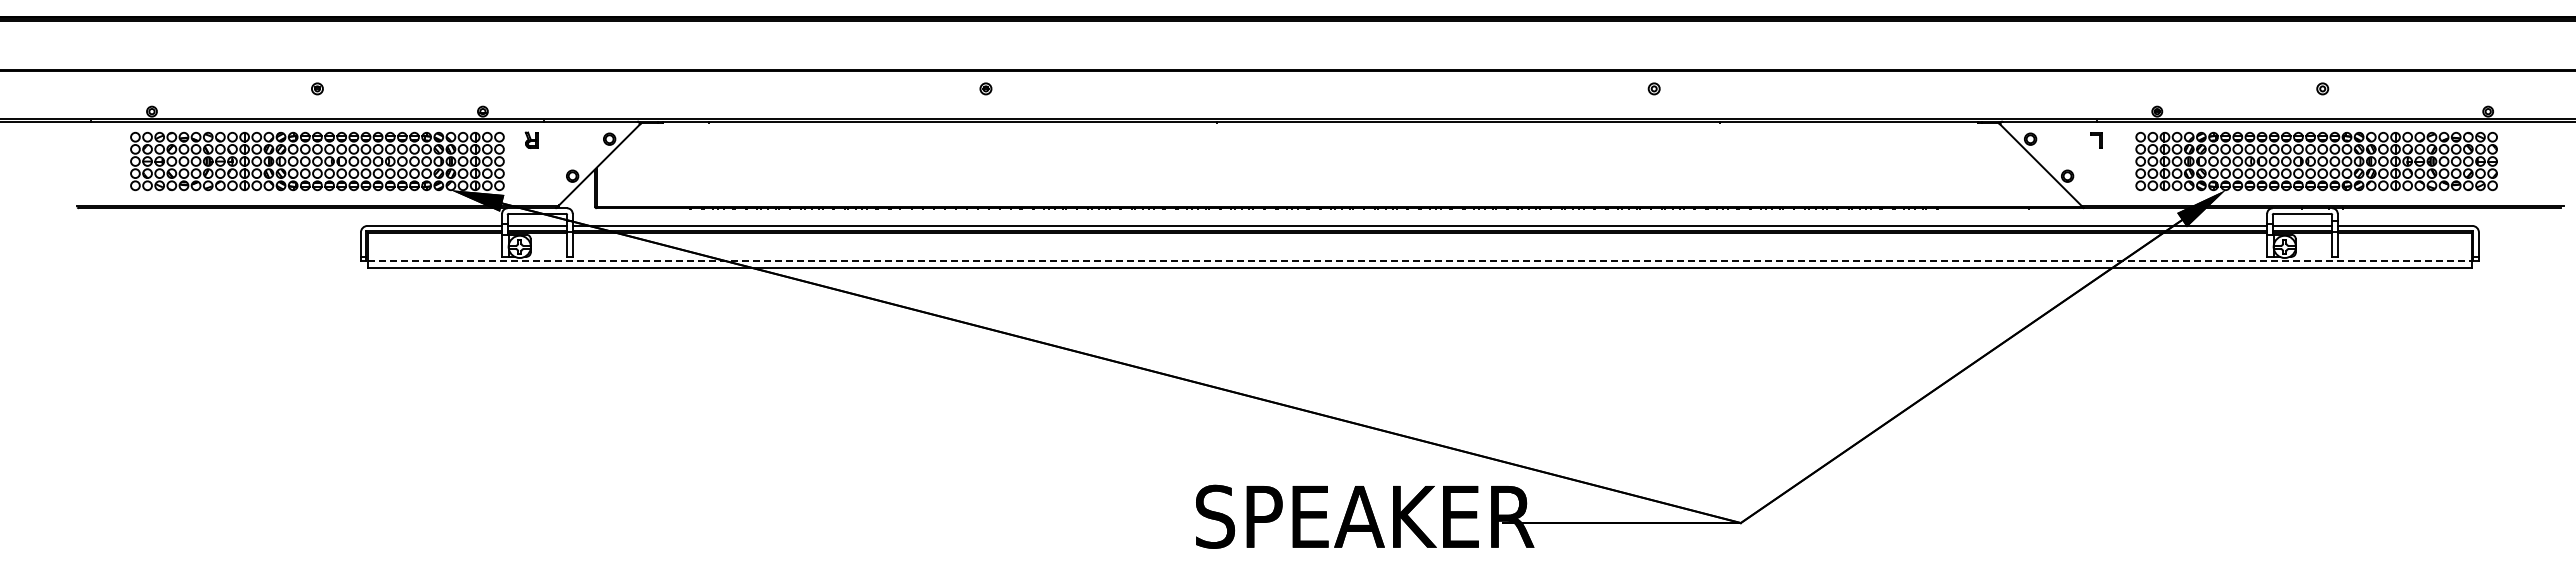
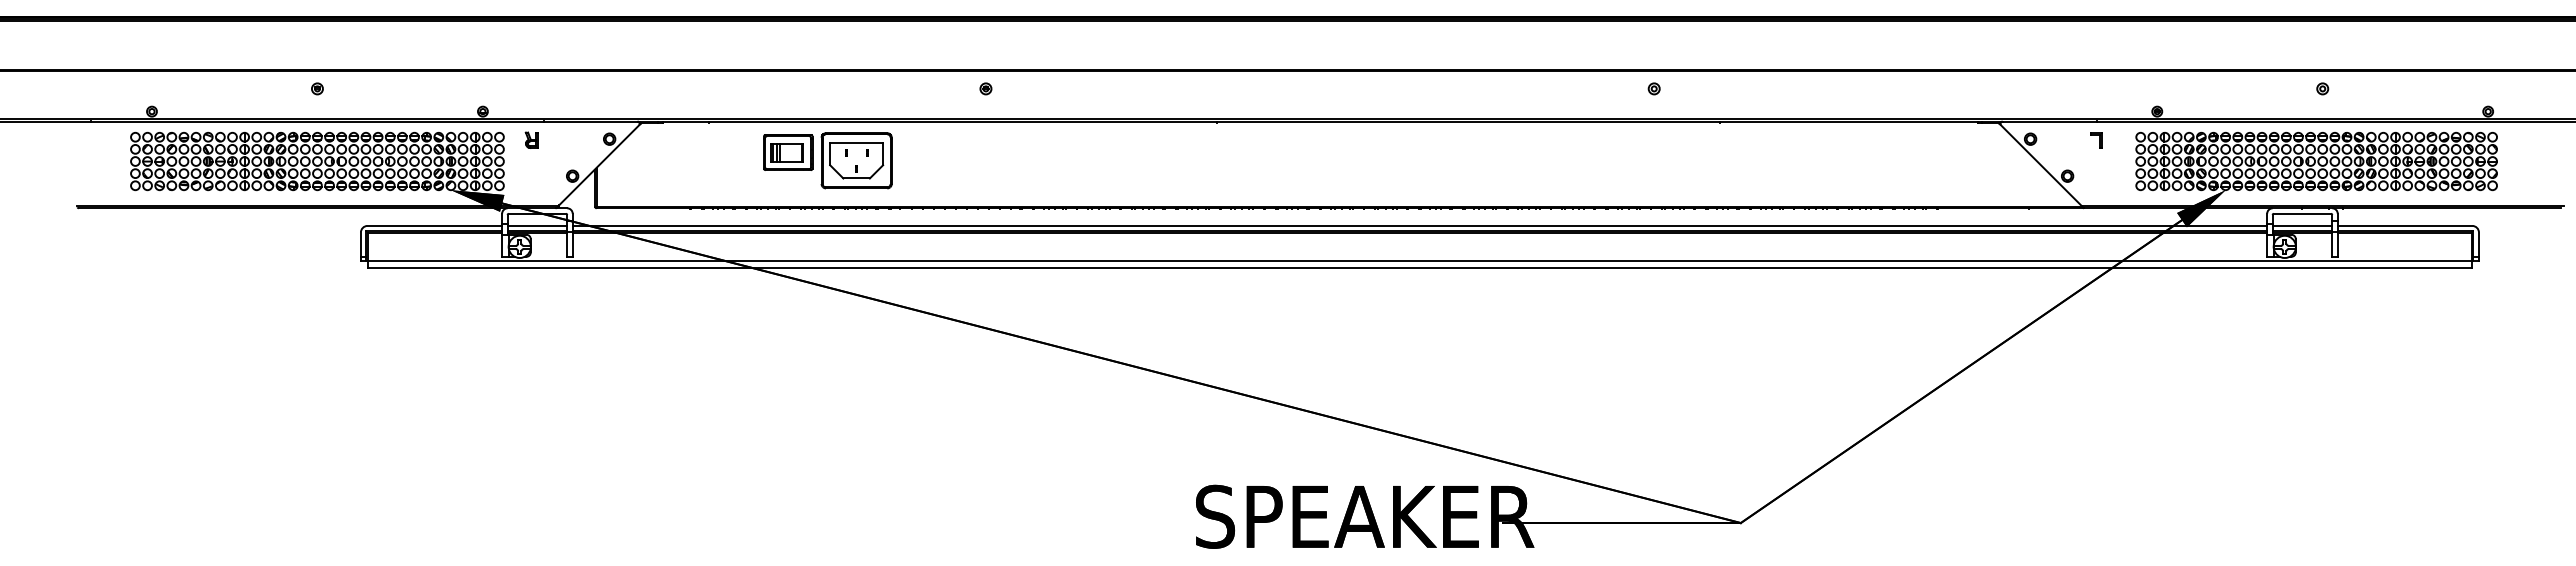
part: none -> present (827, 160)
line: dashed -> solid (1420, 261)
